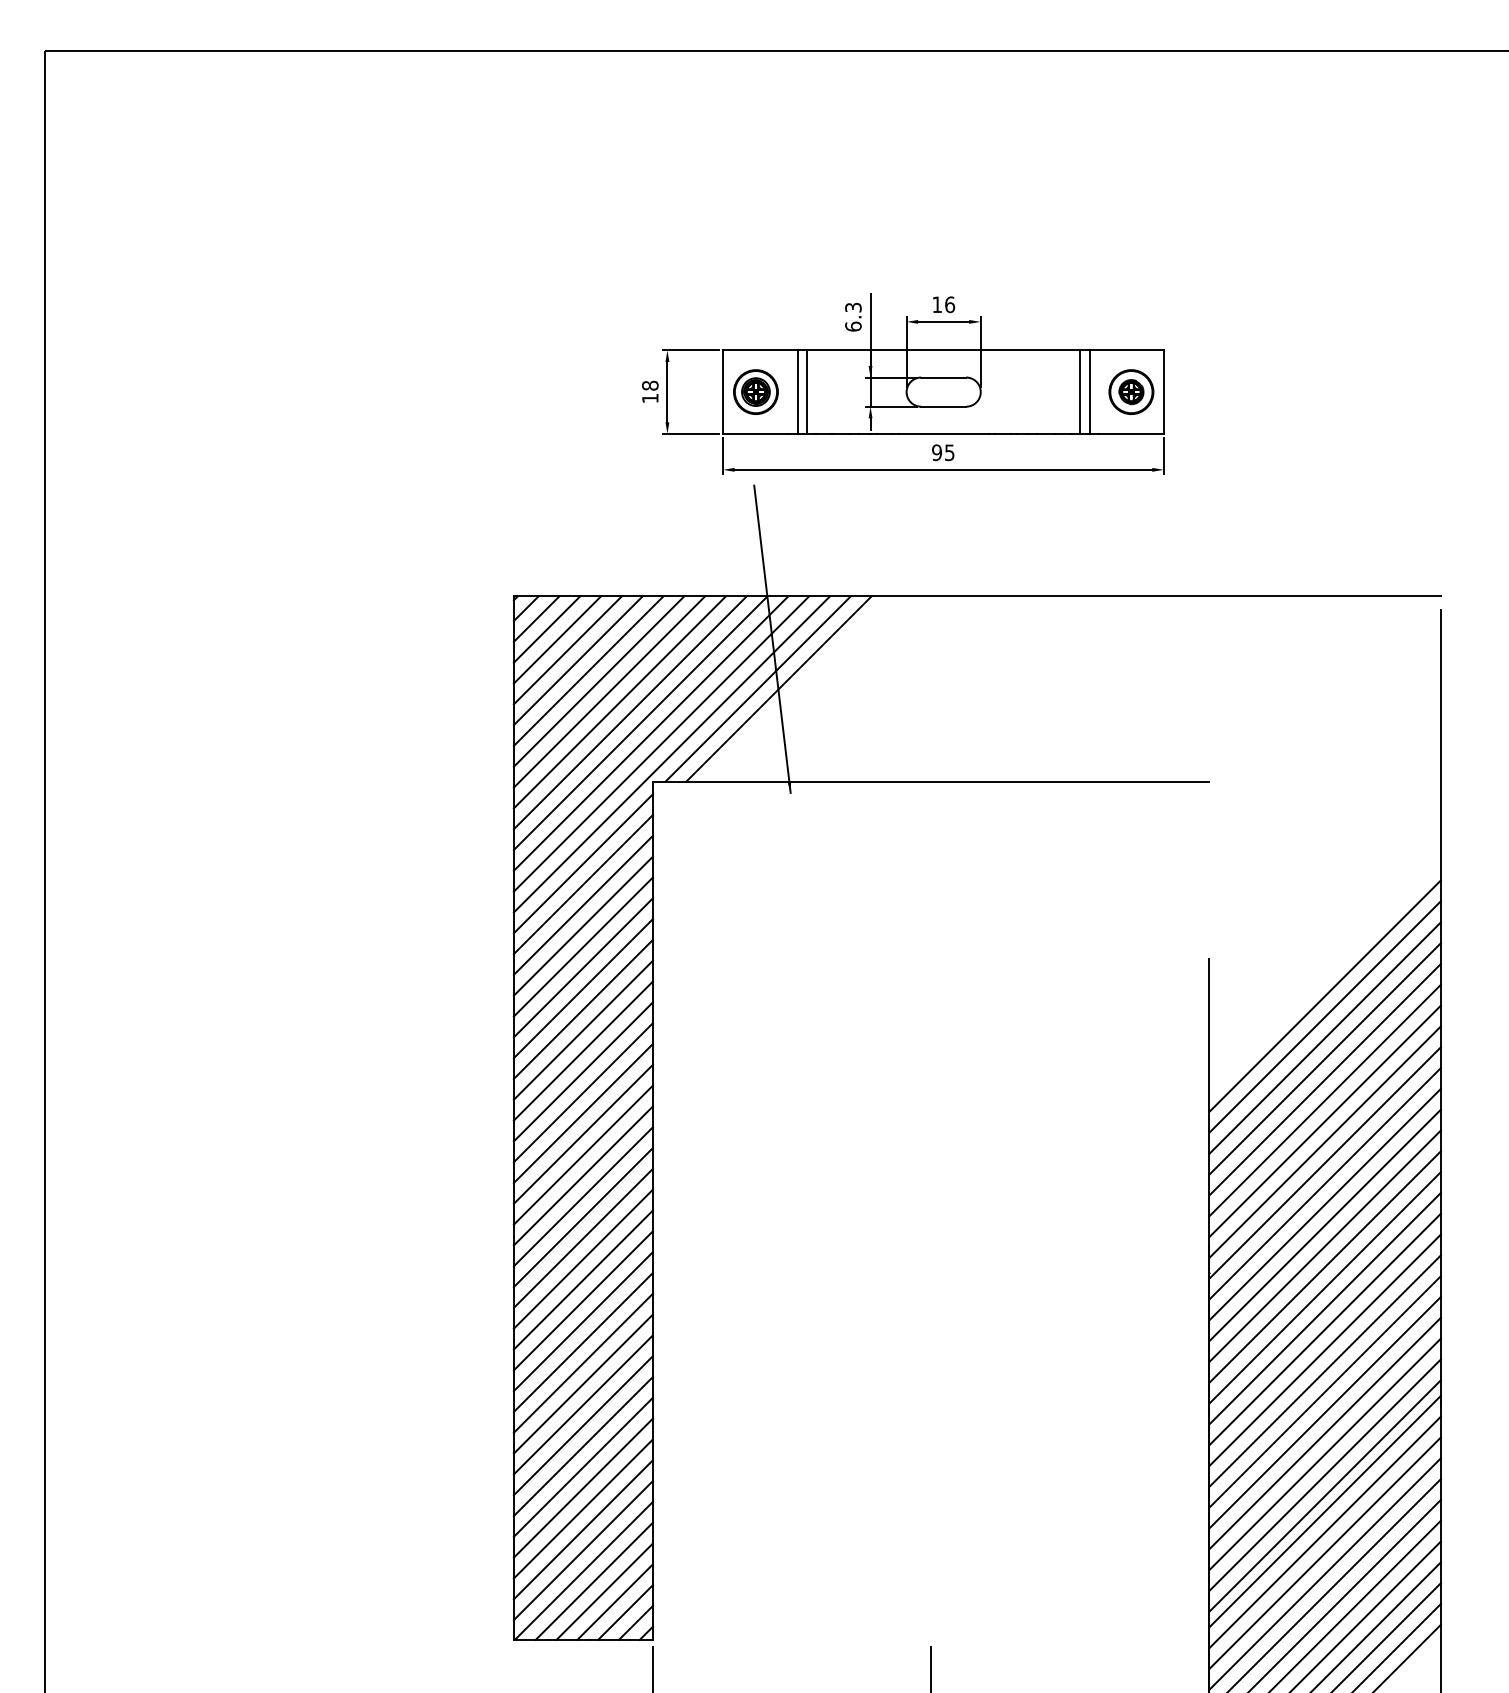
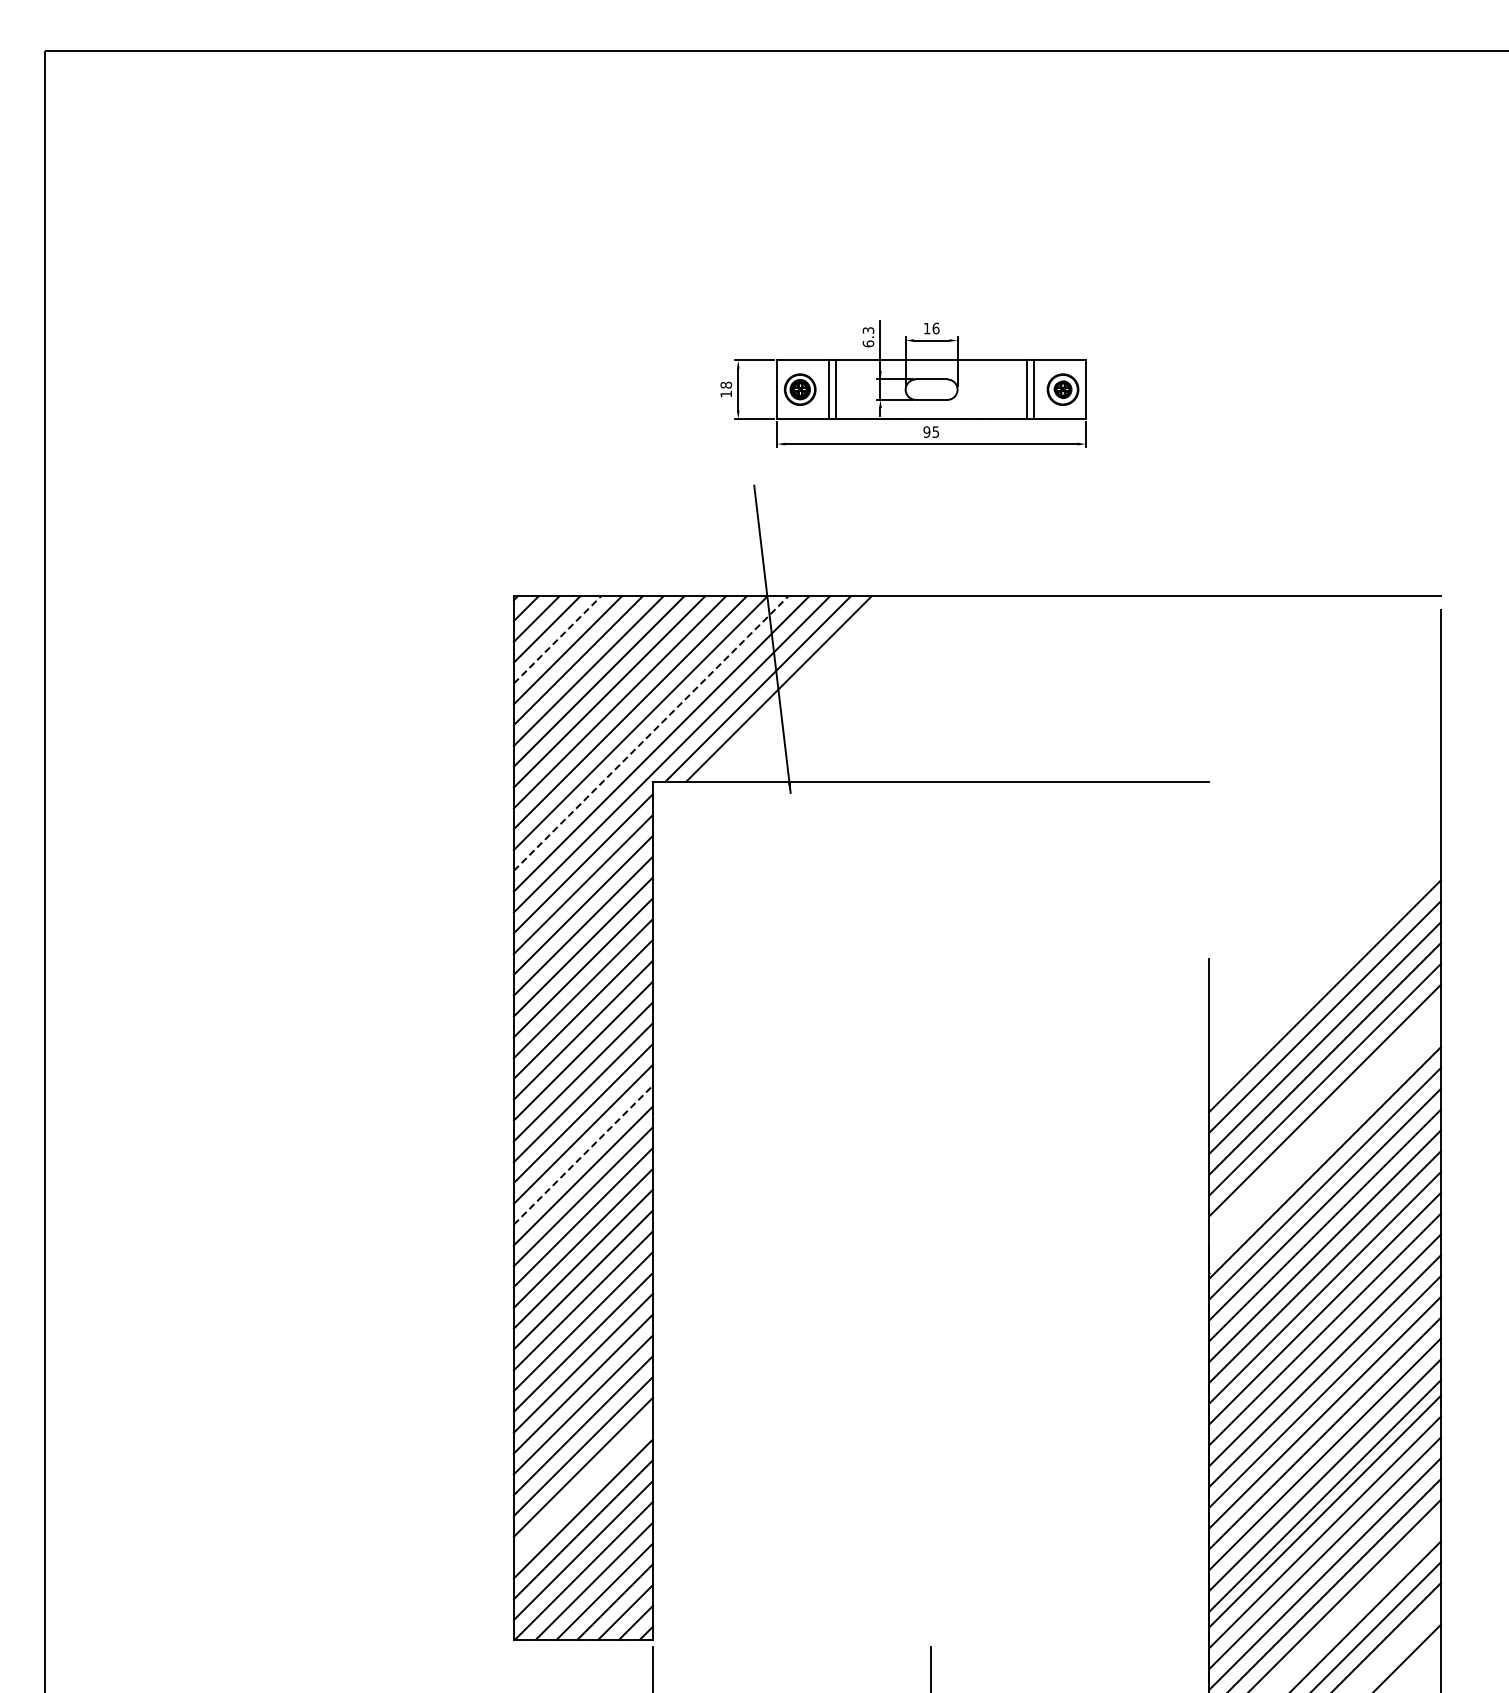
part size: 523x182 px -> 367x128 px (903, 383)
line: solid -> dashed (557, 640)
line: solid -> dashed (651, 733)
line: present -> none (1324, 1121)
line: present -> none (1324, 1142)
line: solid -> dashed (583, 1154)
line: present -> none (582, 1487)
line: present -> none (1356, 1604)
line: present -> none (1397, 1646)
